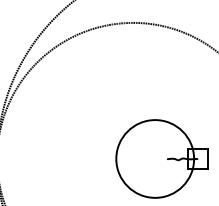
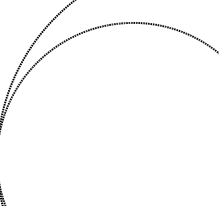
part: present -> none (161, 158)
